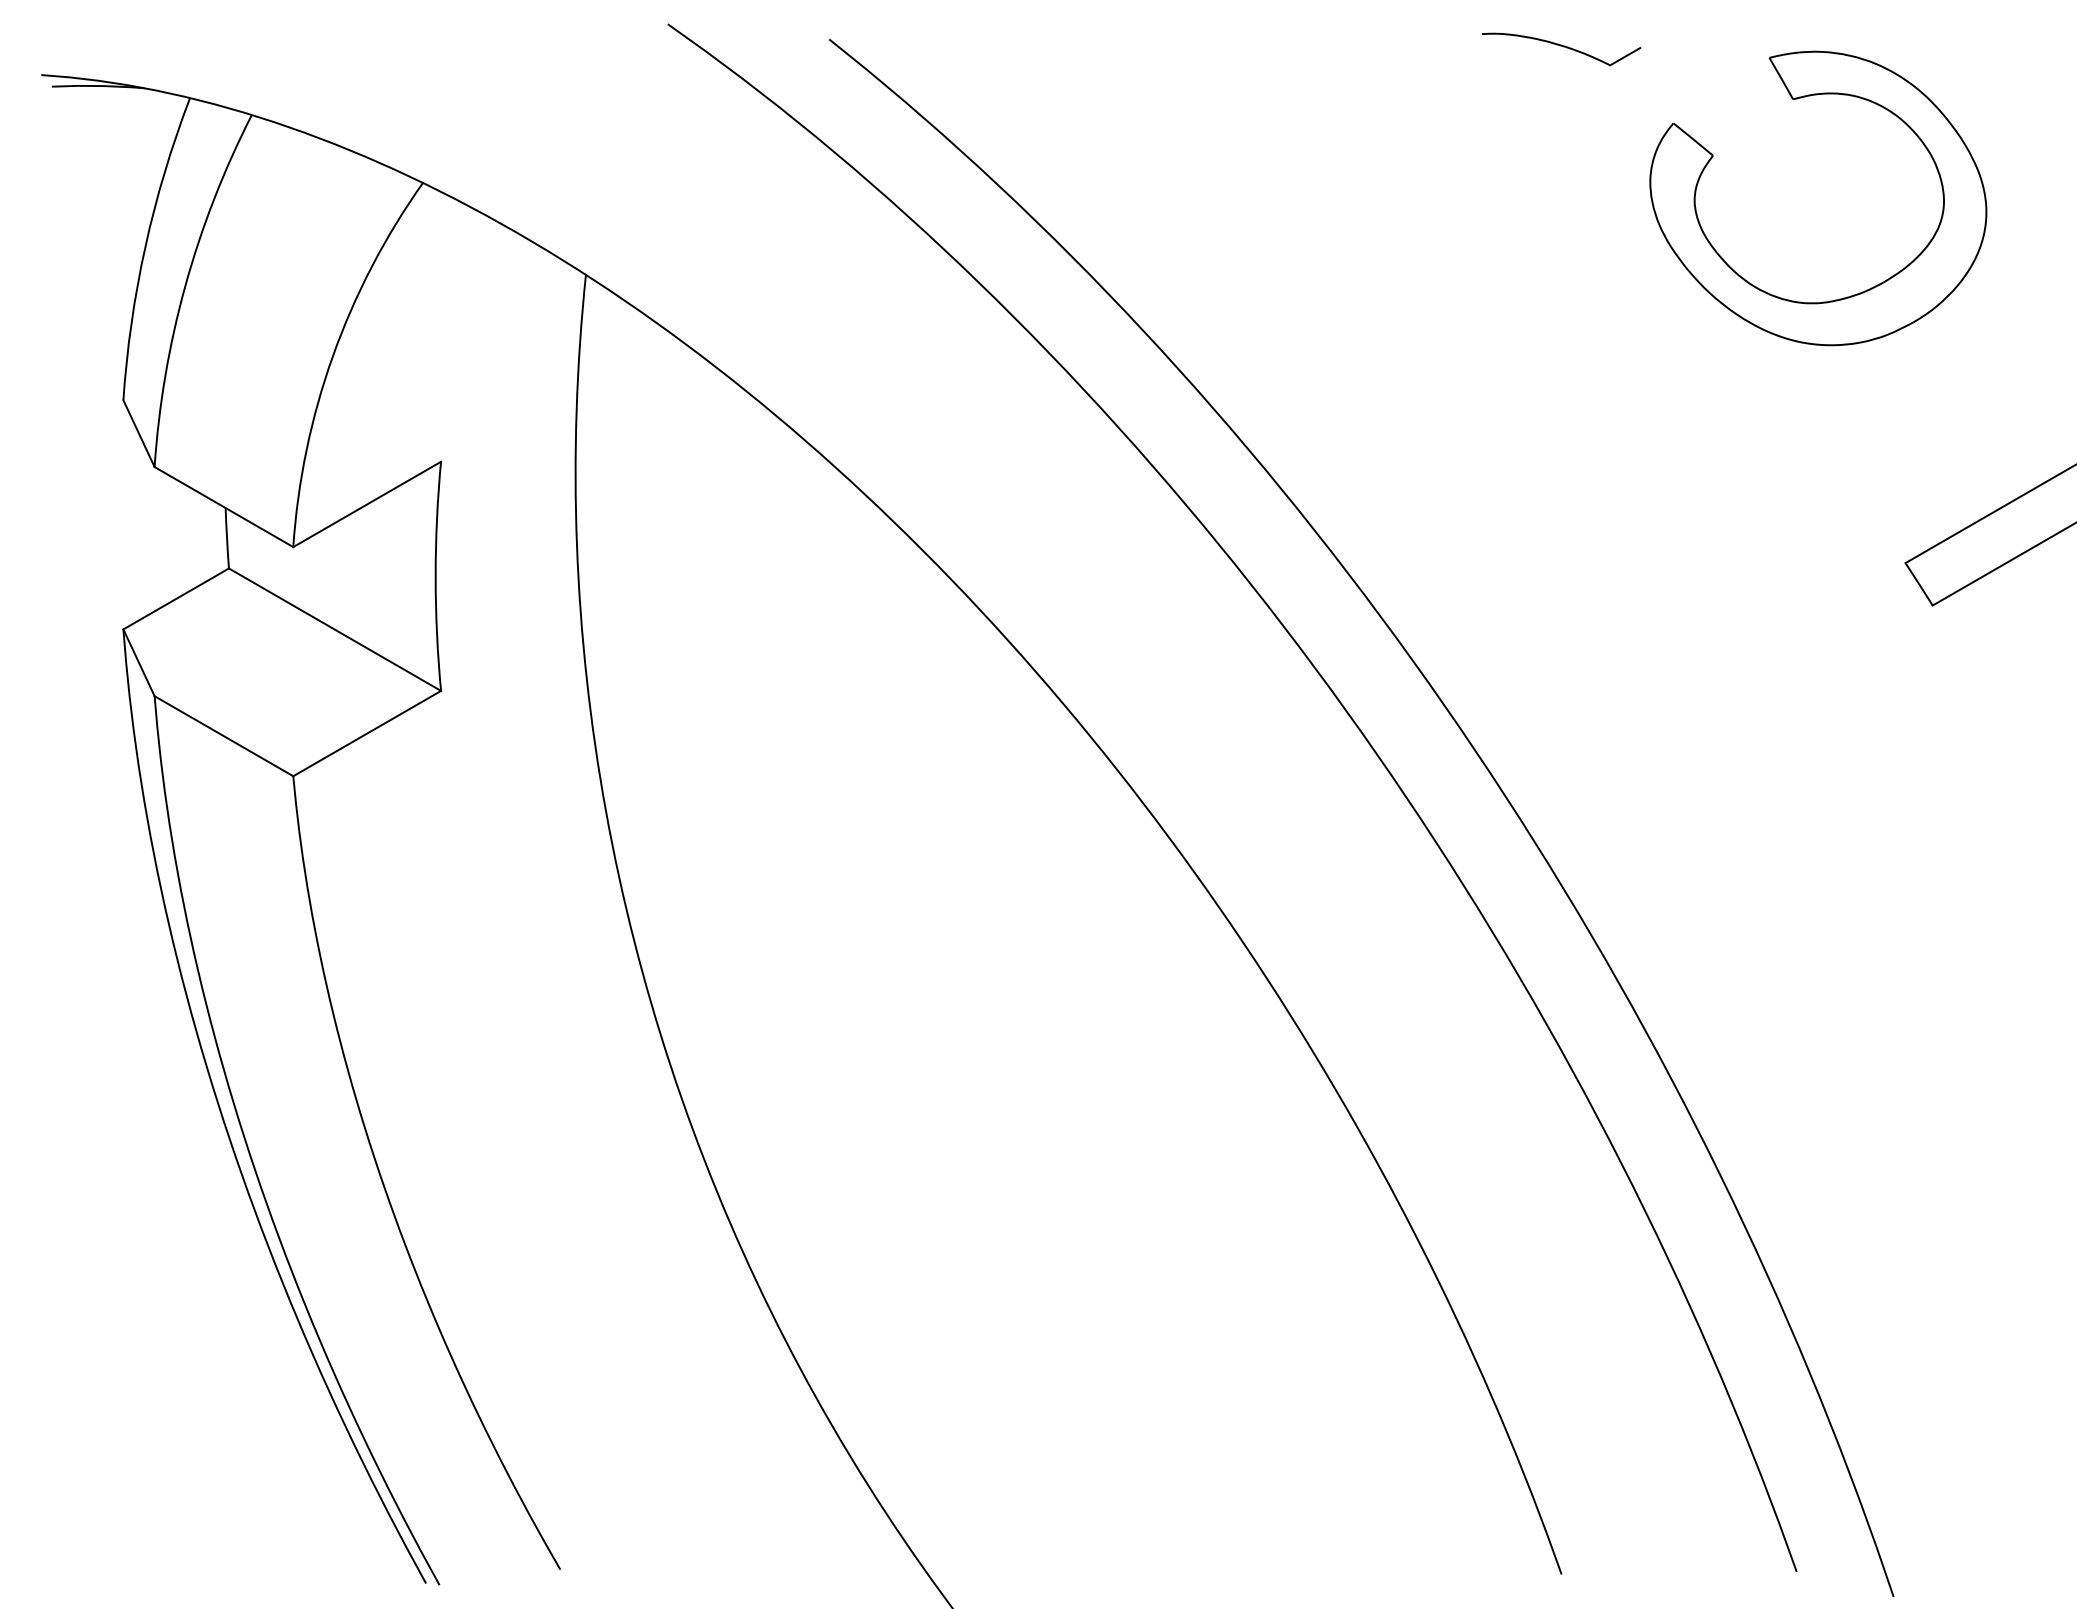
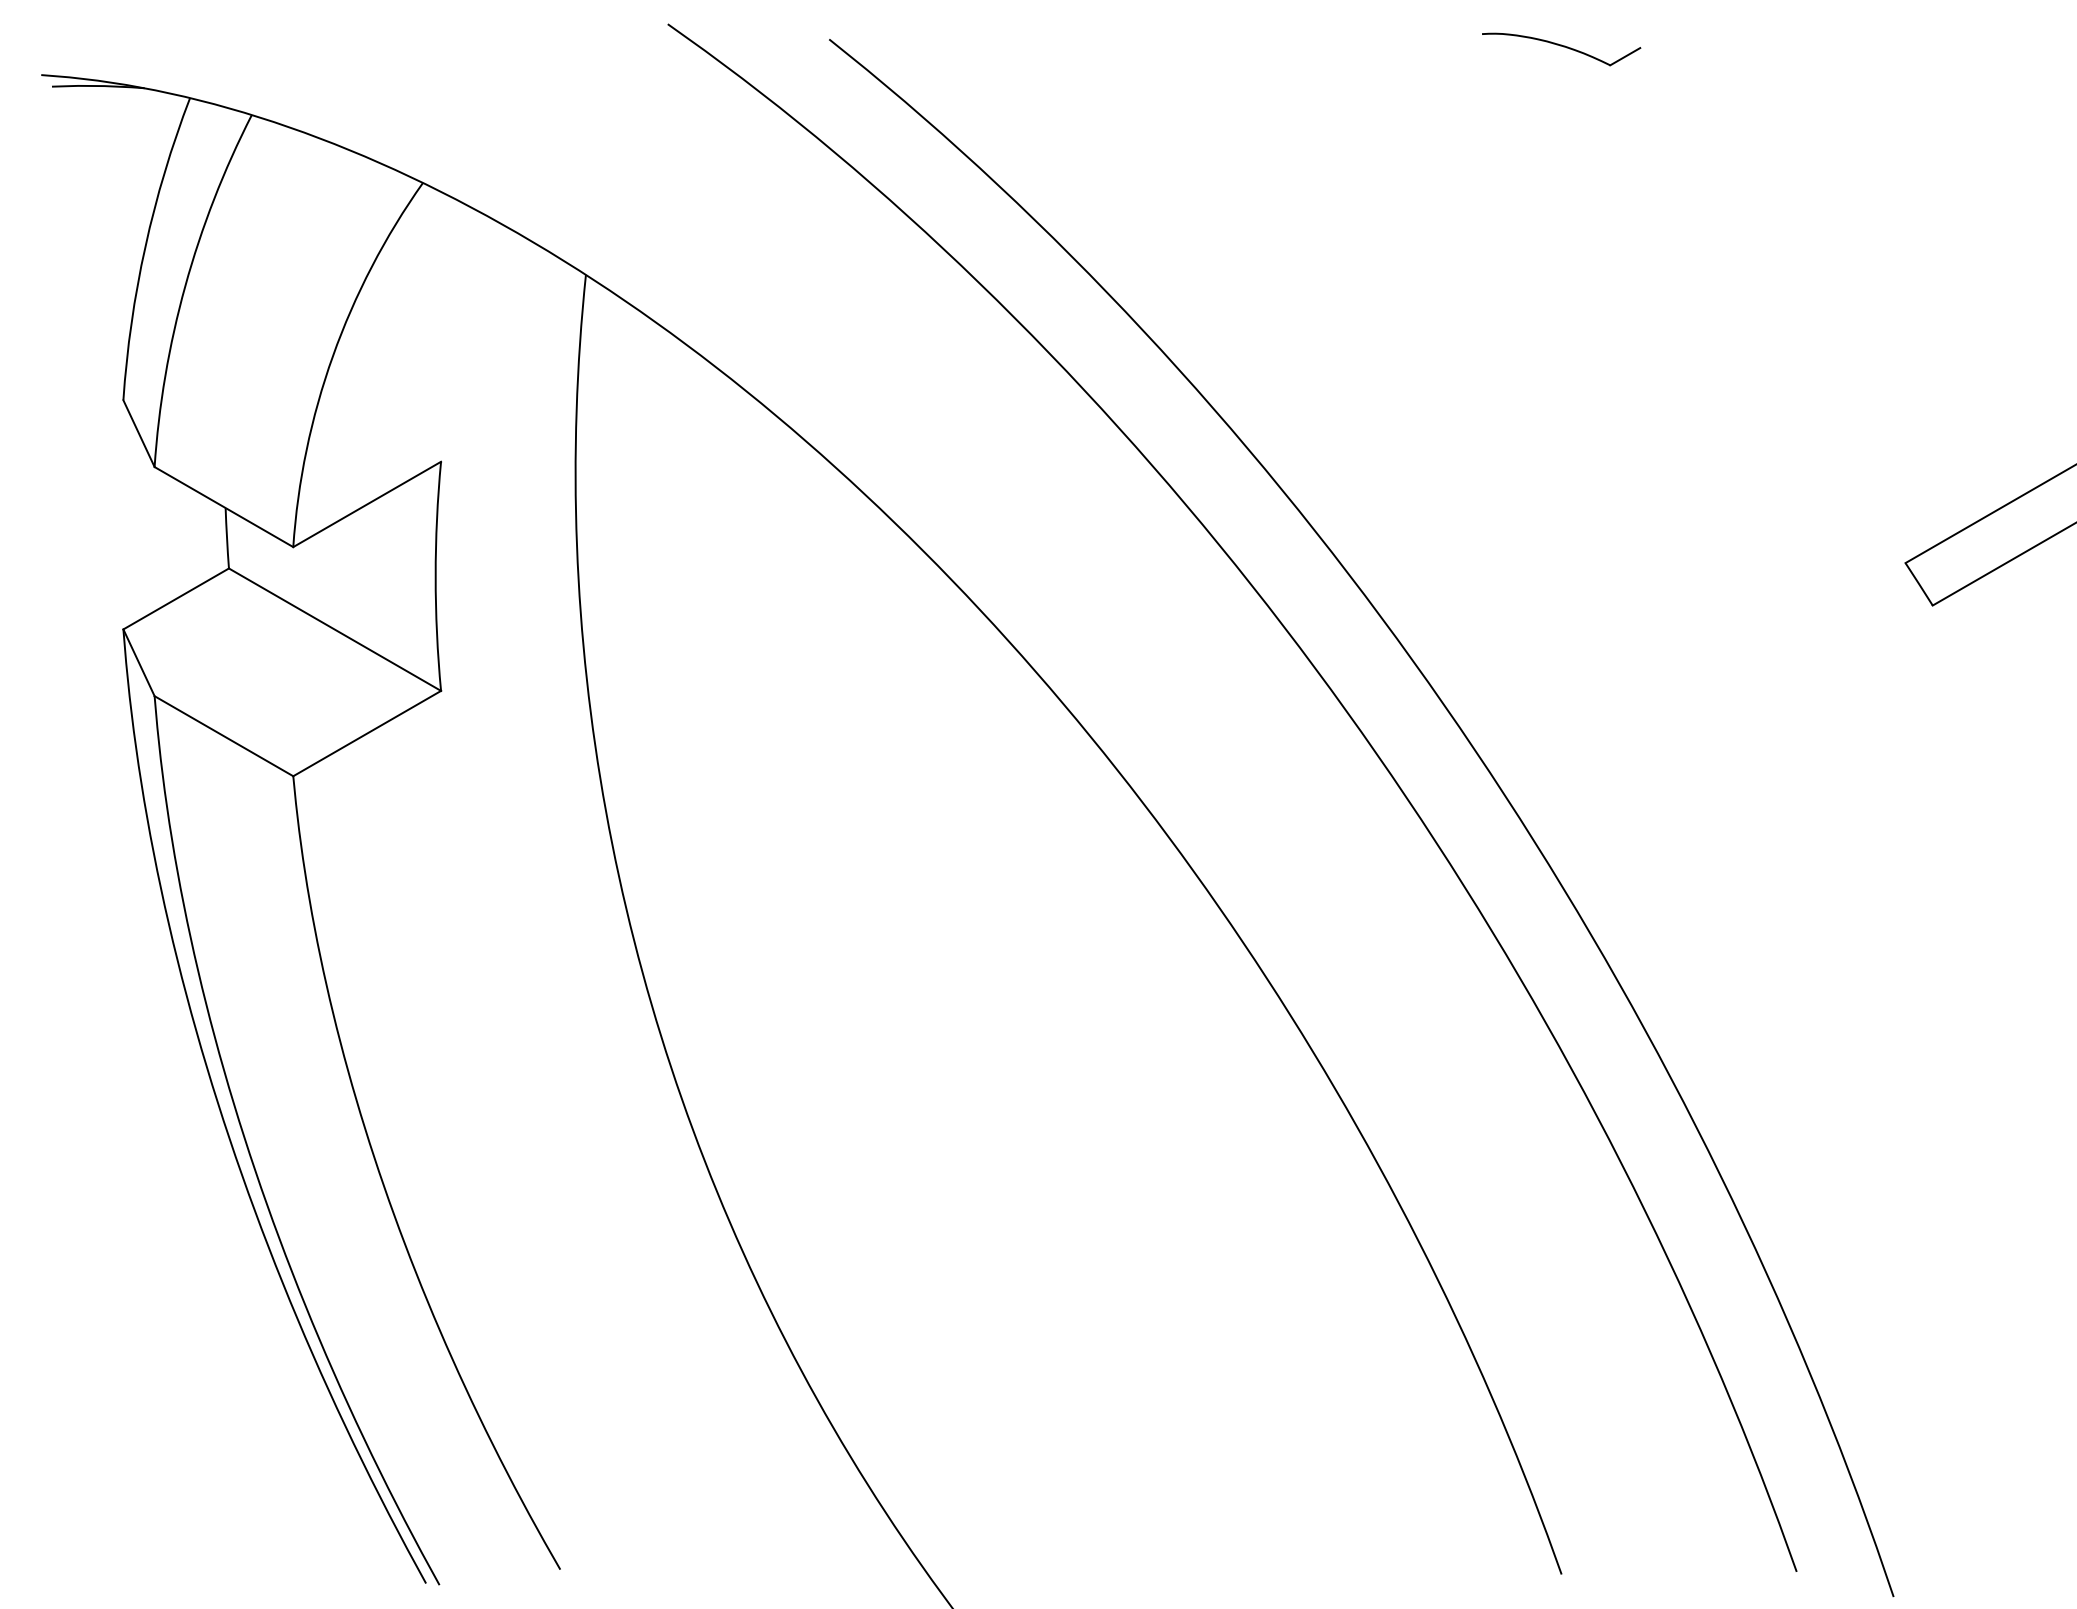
part: present -> none (1793, 100)
